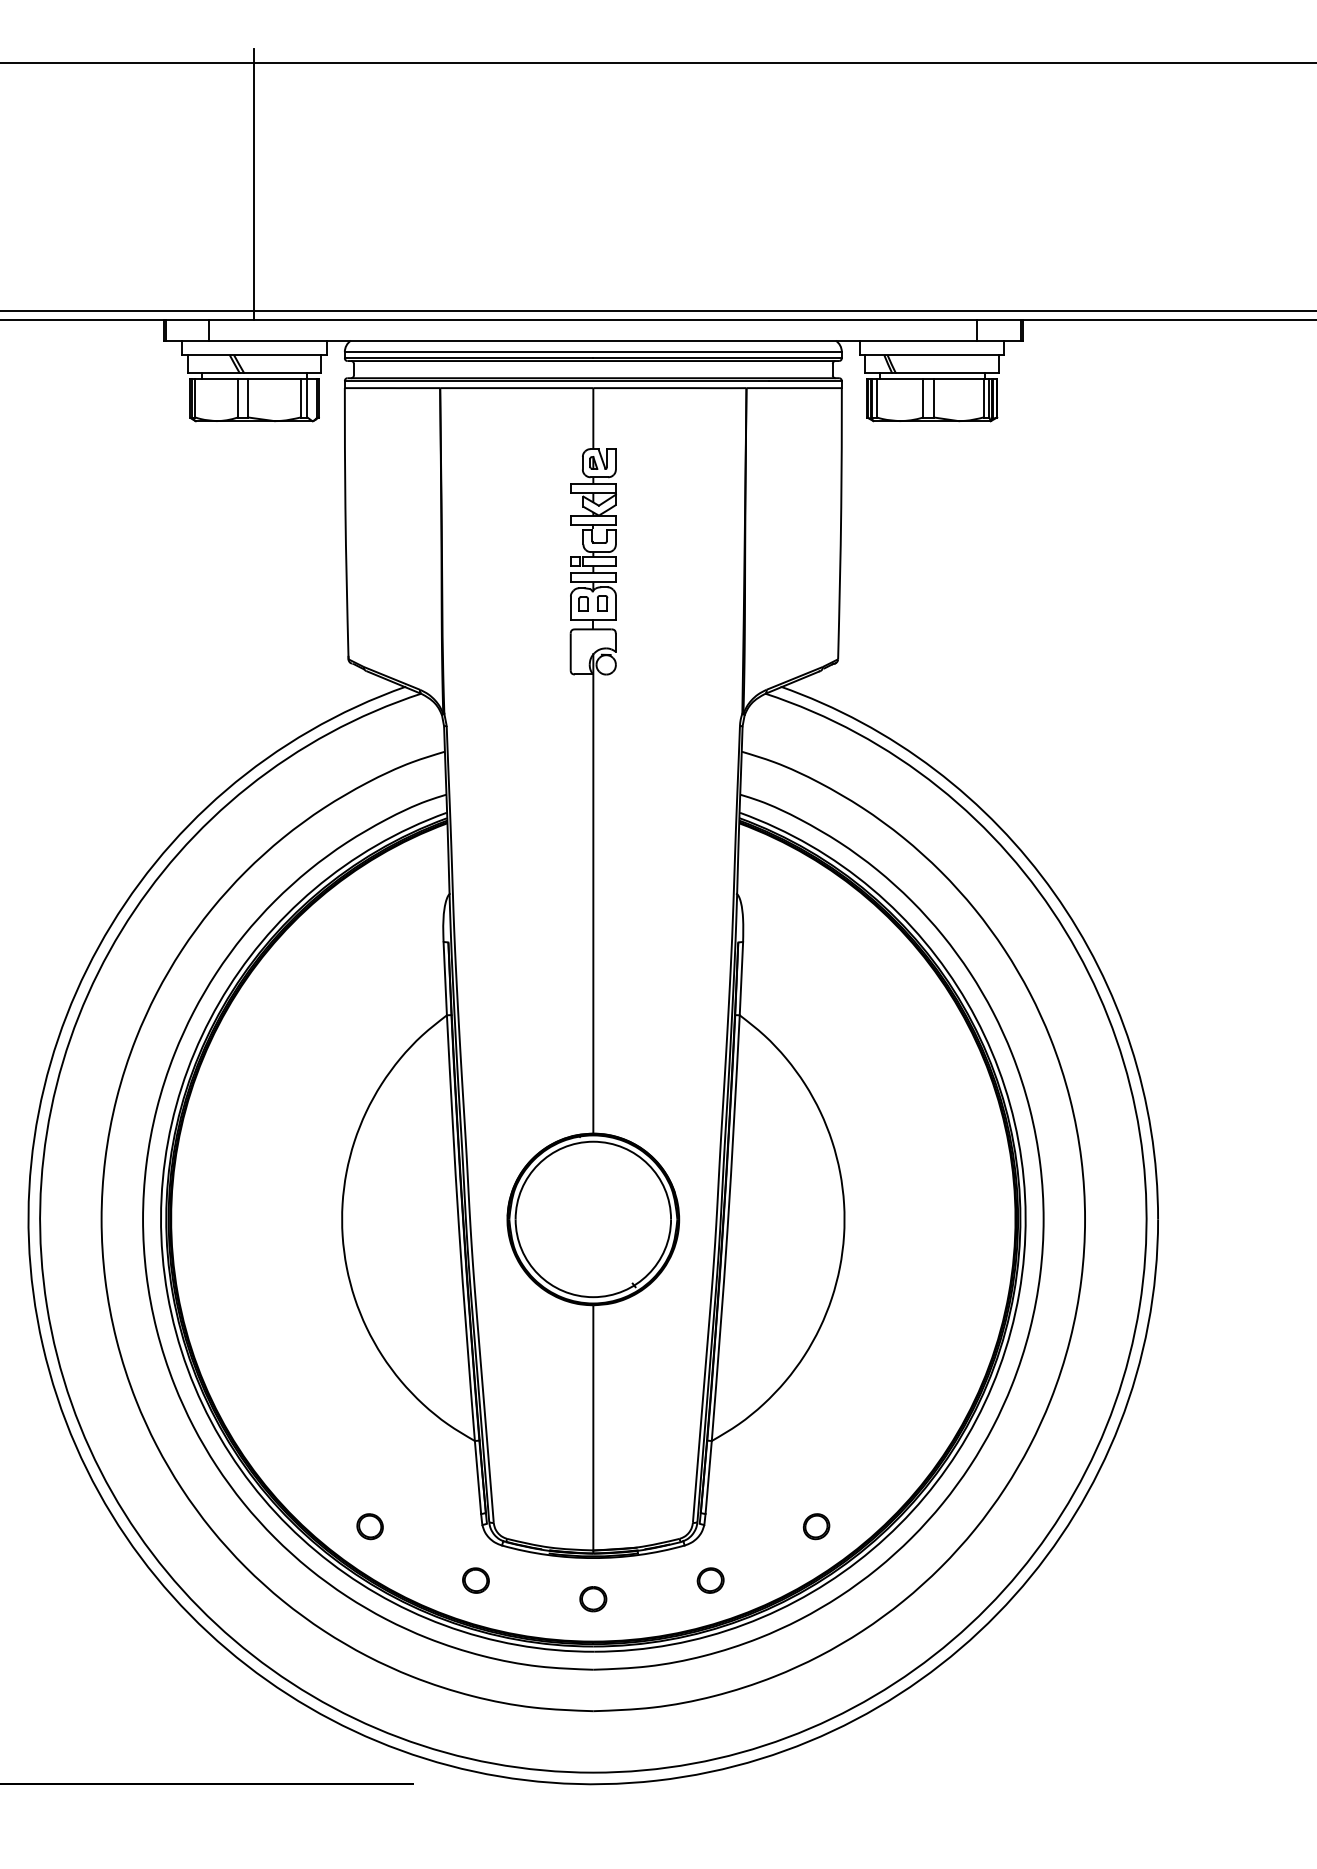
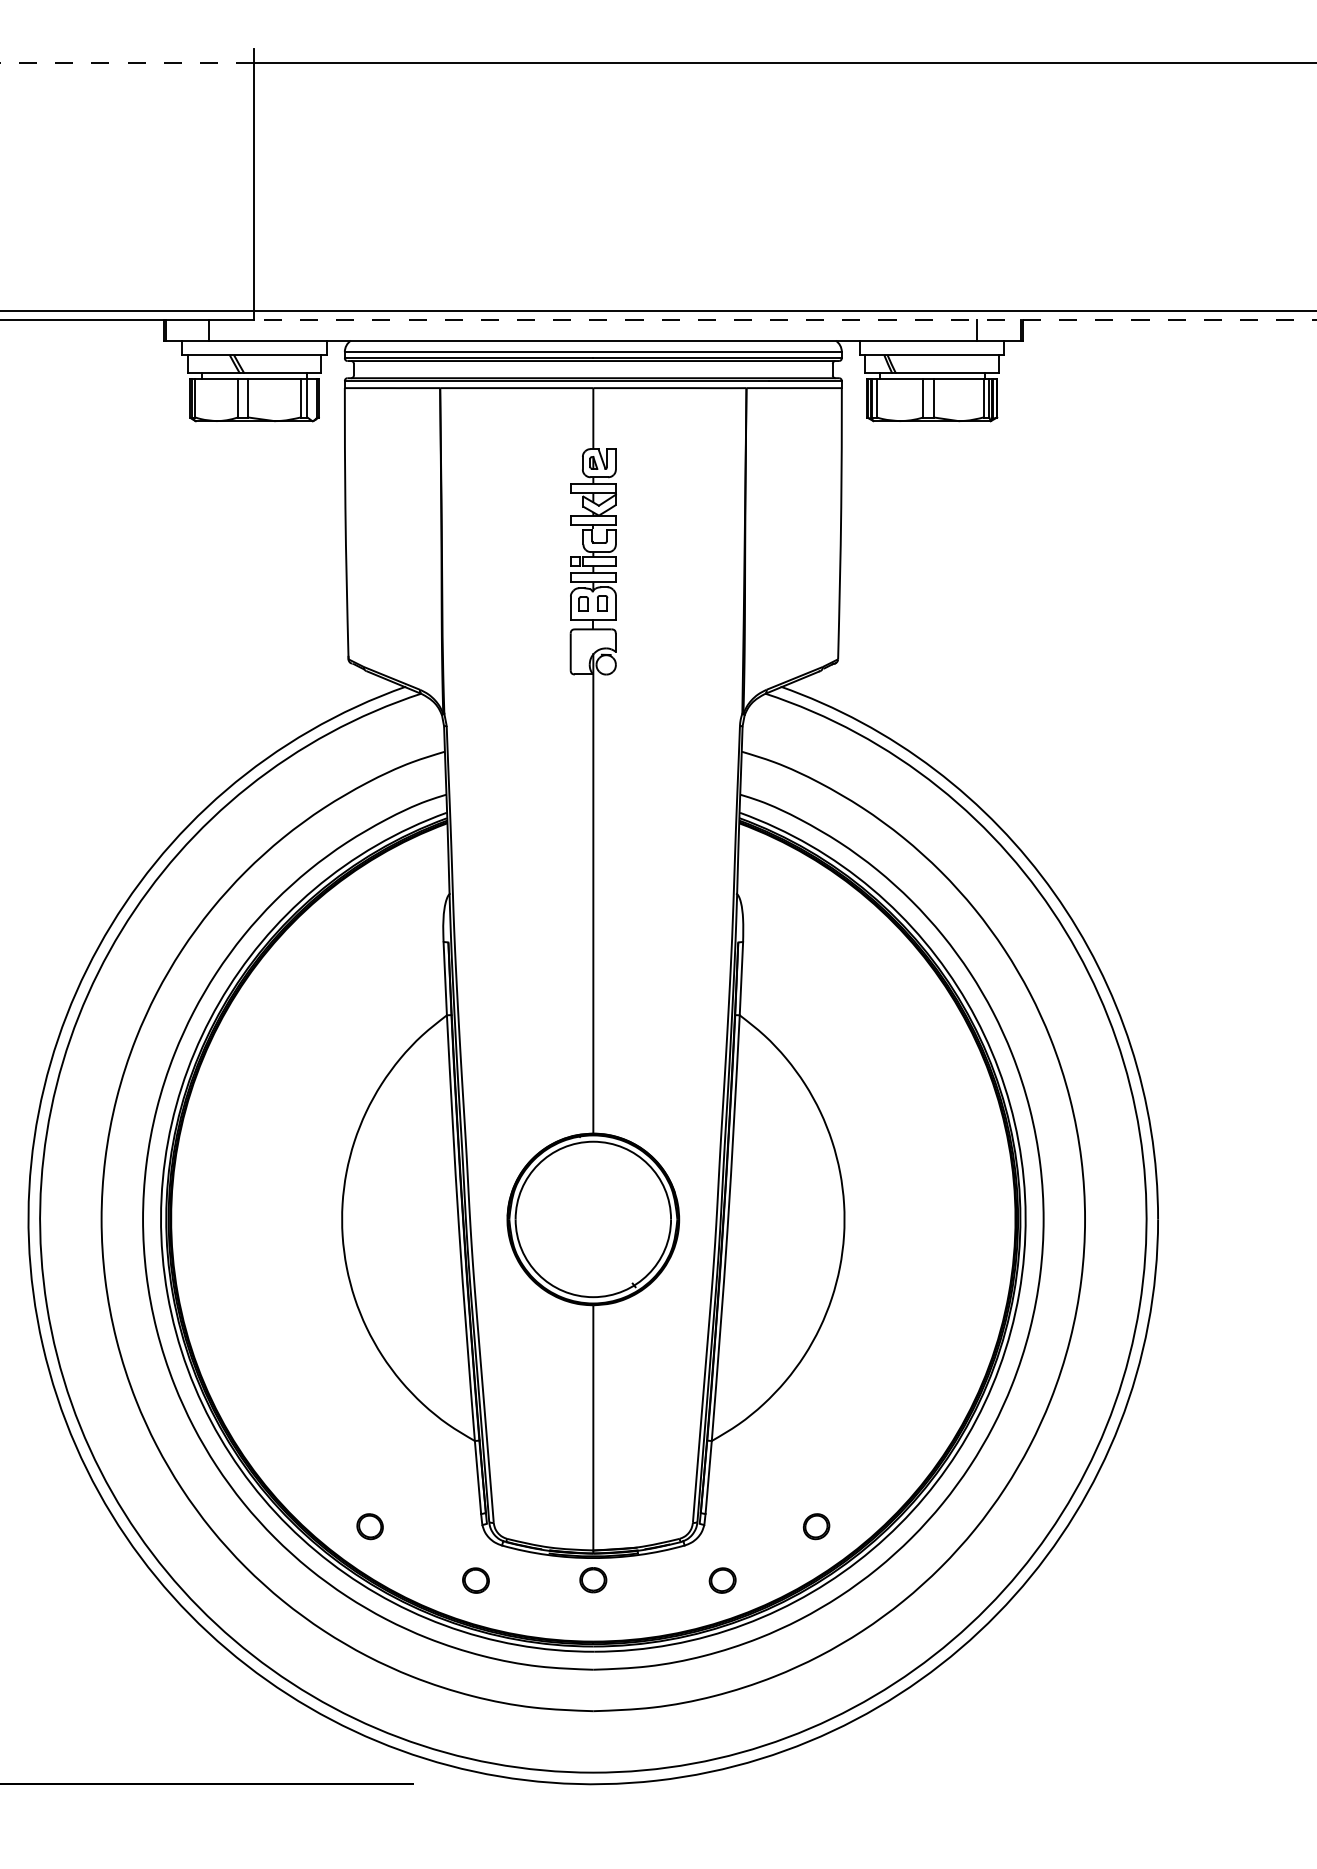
line: solid -> dashed (127, 62)
line: solid -> dashed (784, 320)
part position: (710, 1580) -> (722, 1580) (722, 1580)
part position: (593, 1599) -> (593, 1580) (593, 1580)
